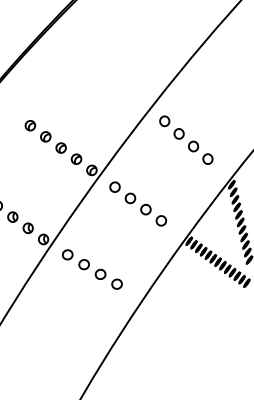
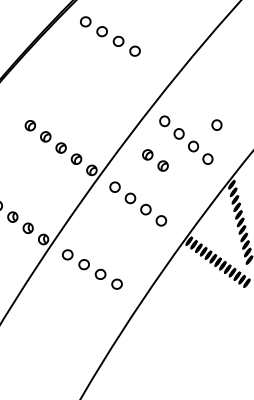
part: none -> present (110, 36)
part: none -> present (216, 124)
part: none -> present (155, 160)
